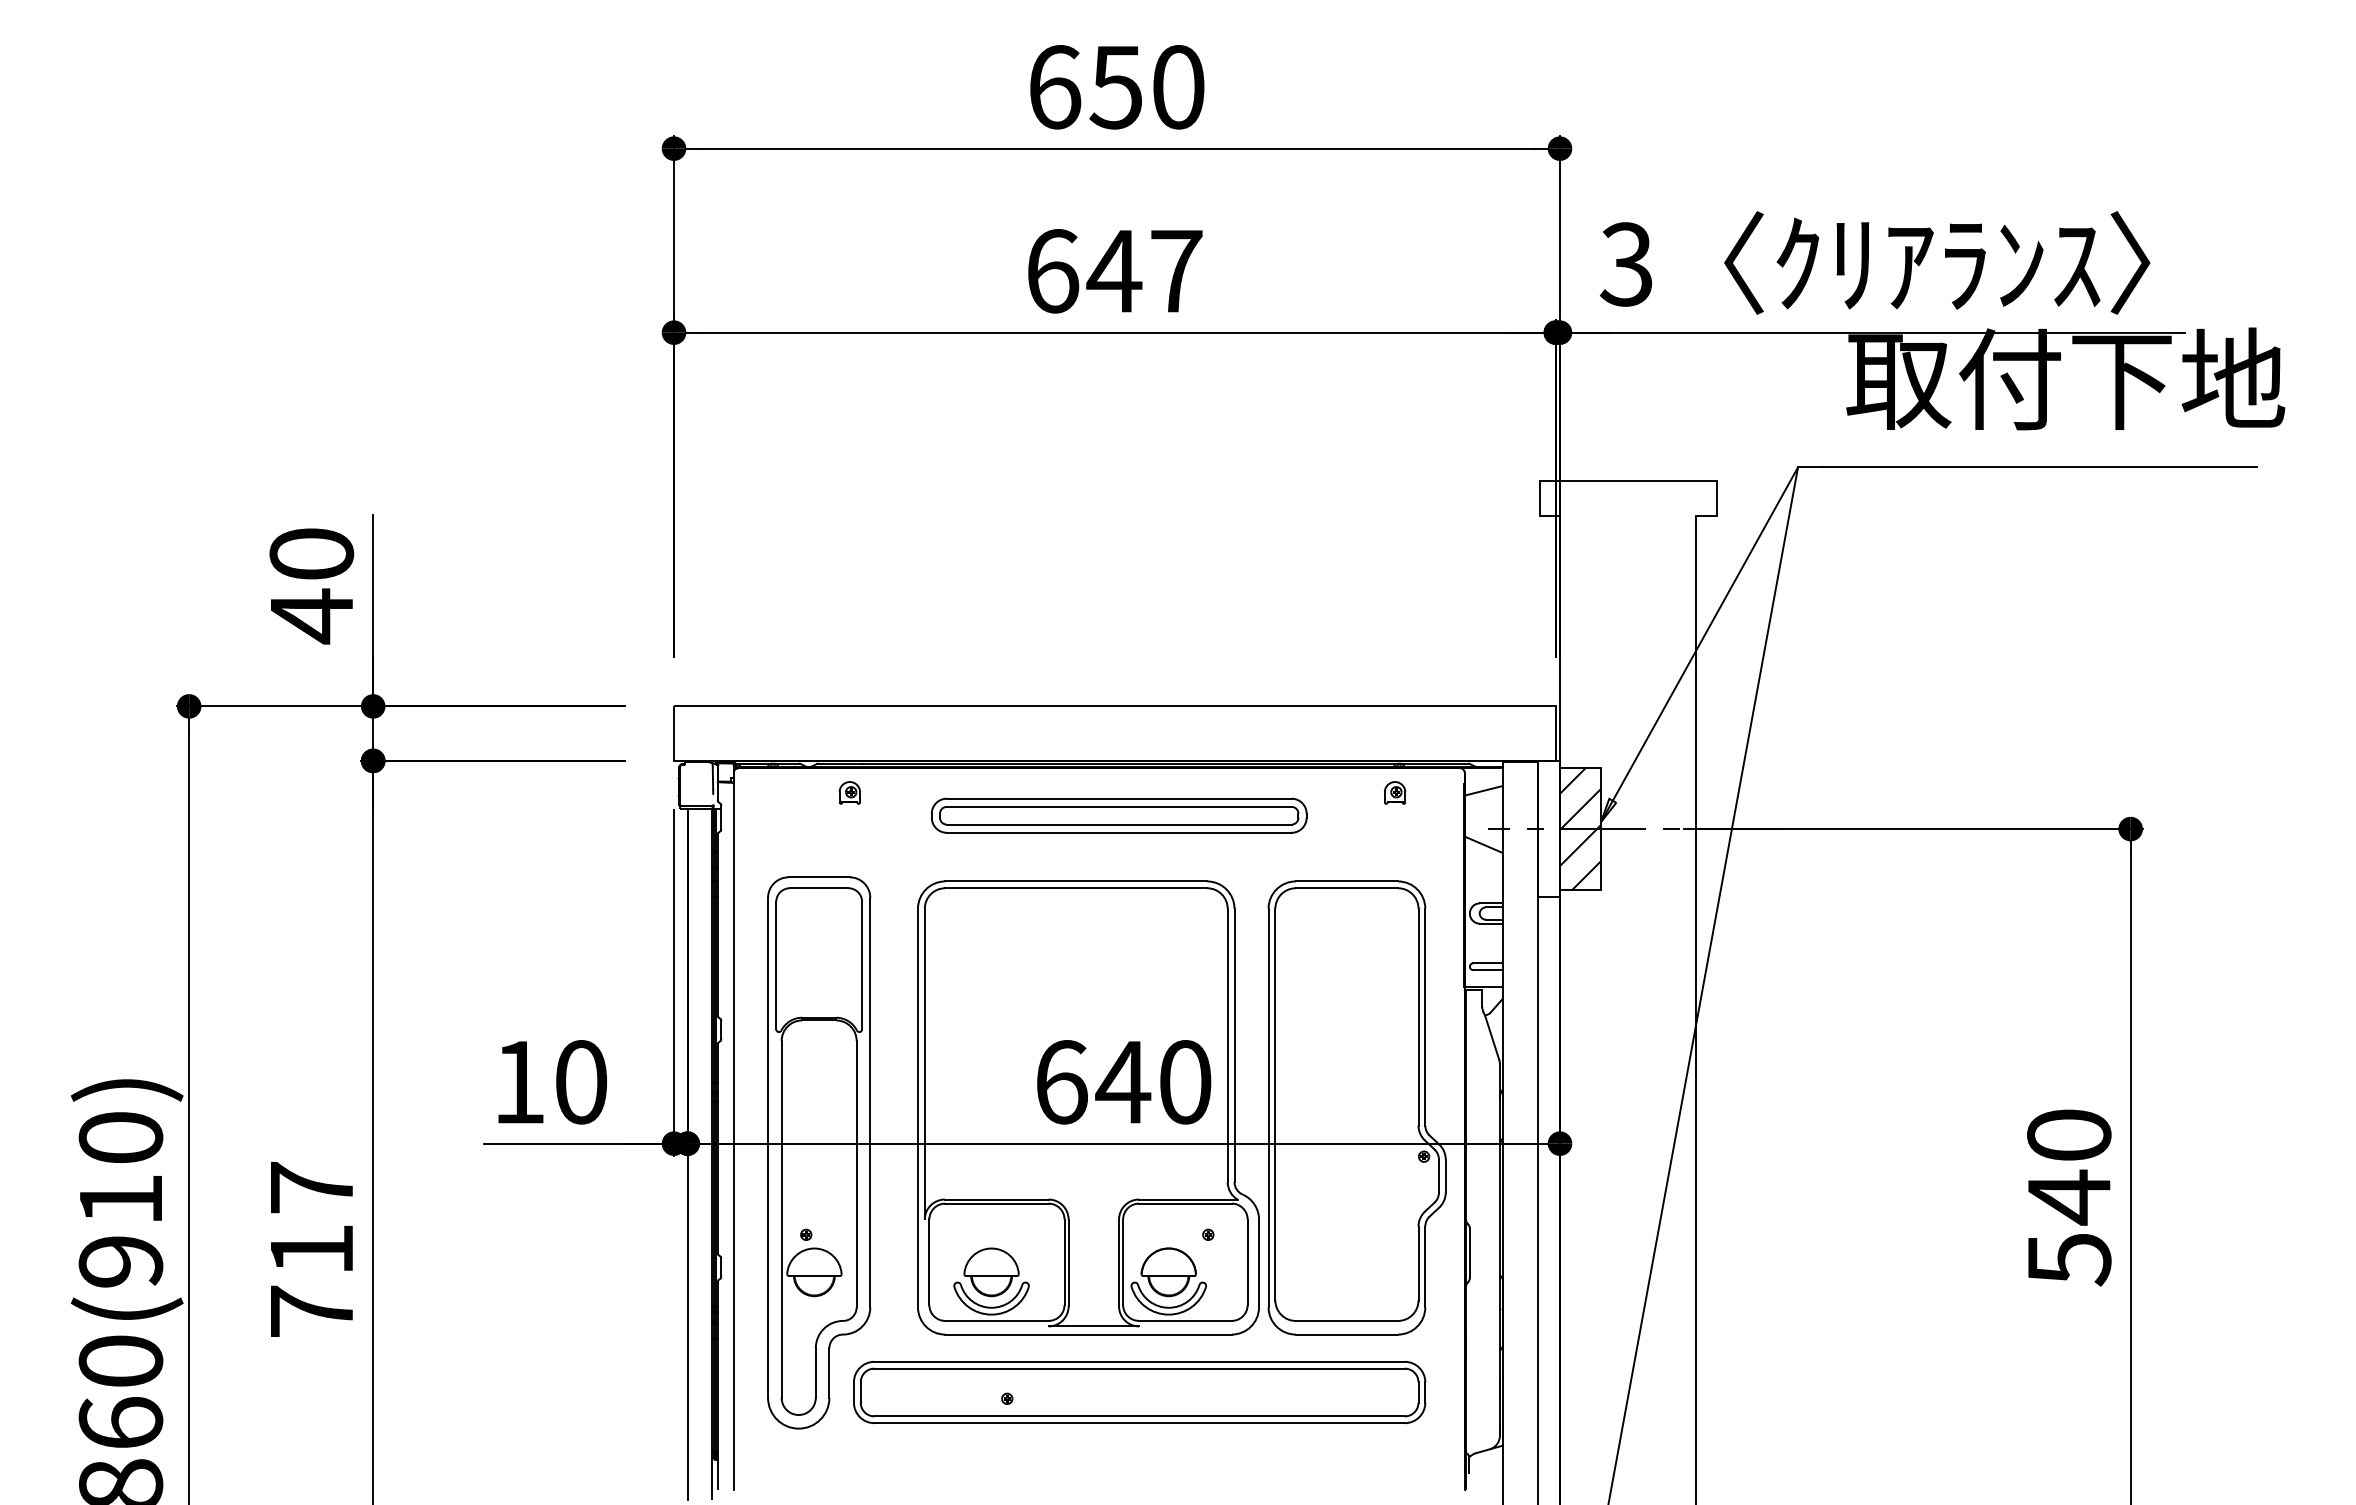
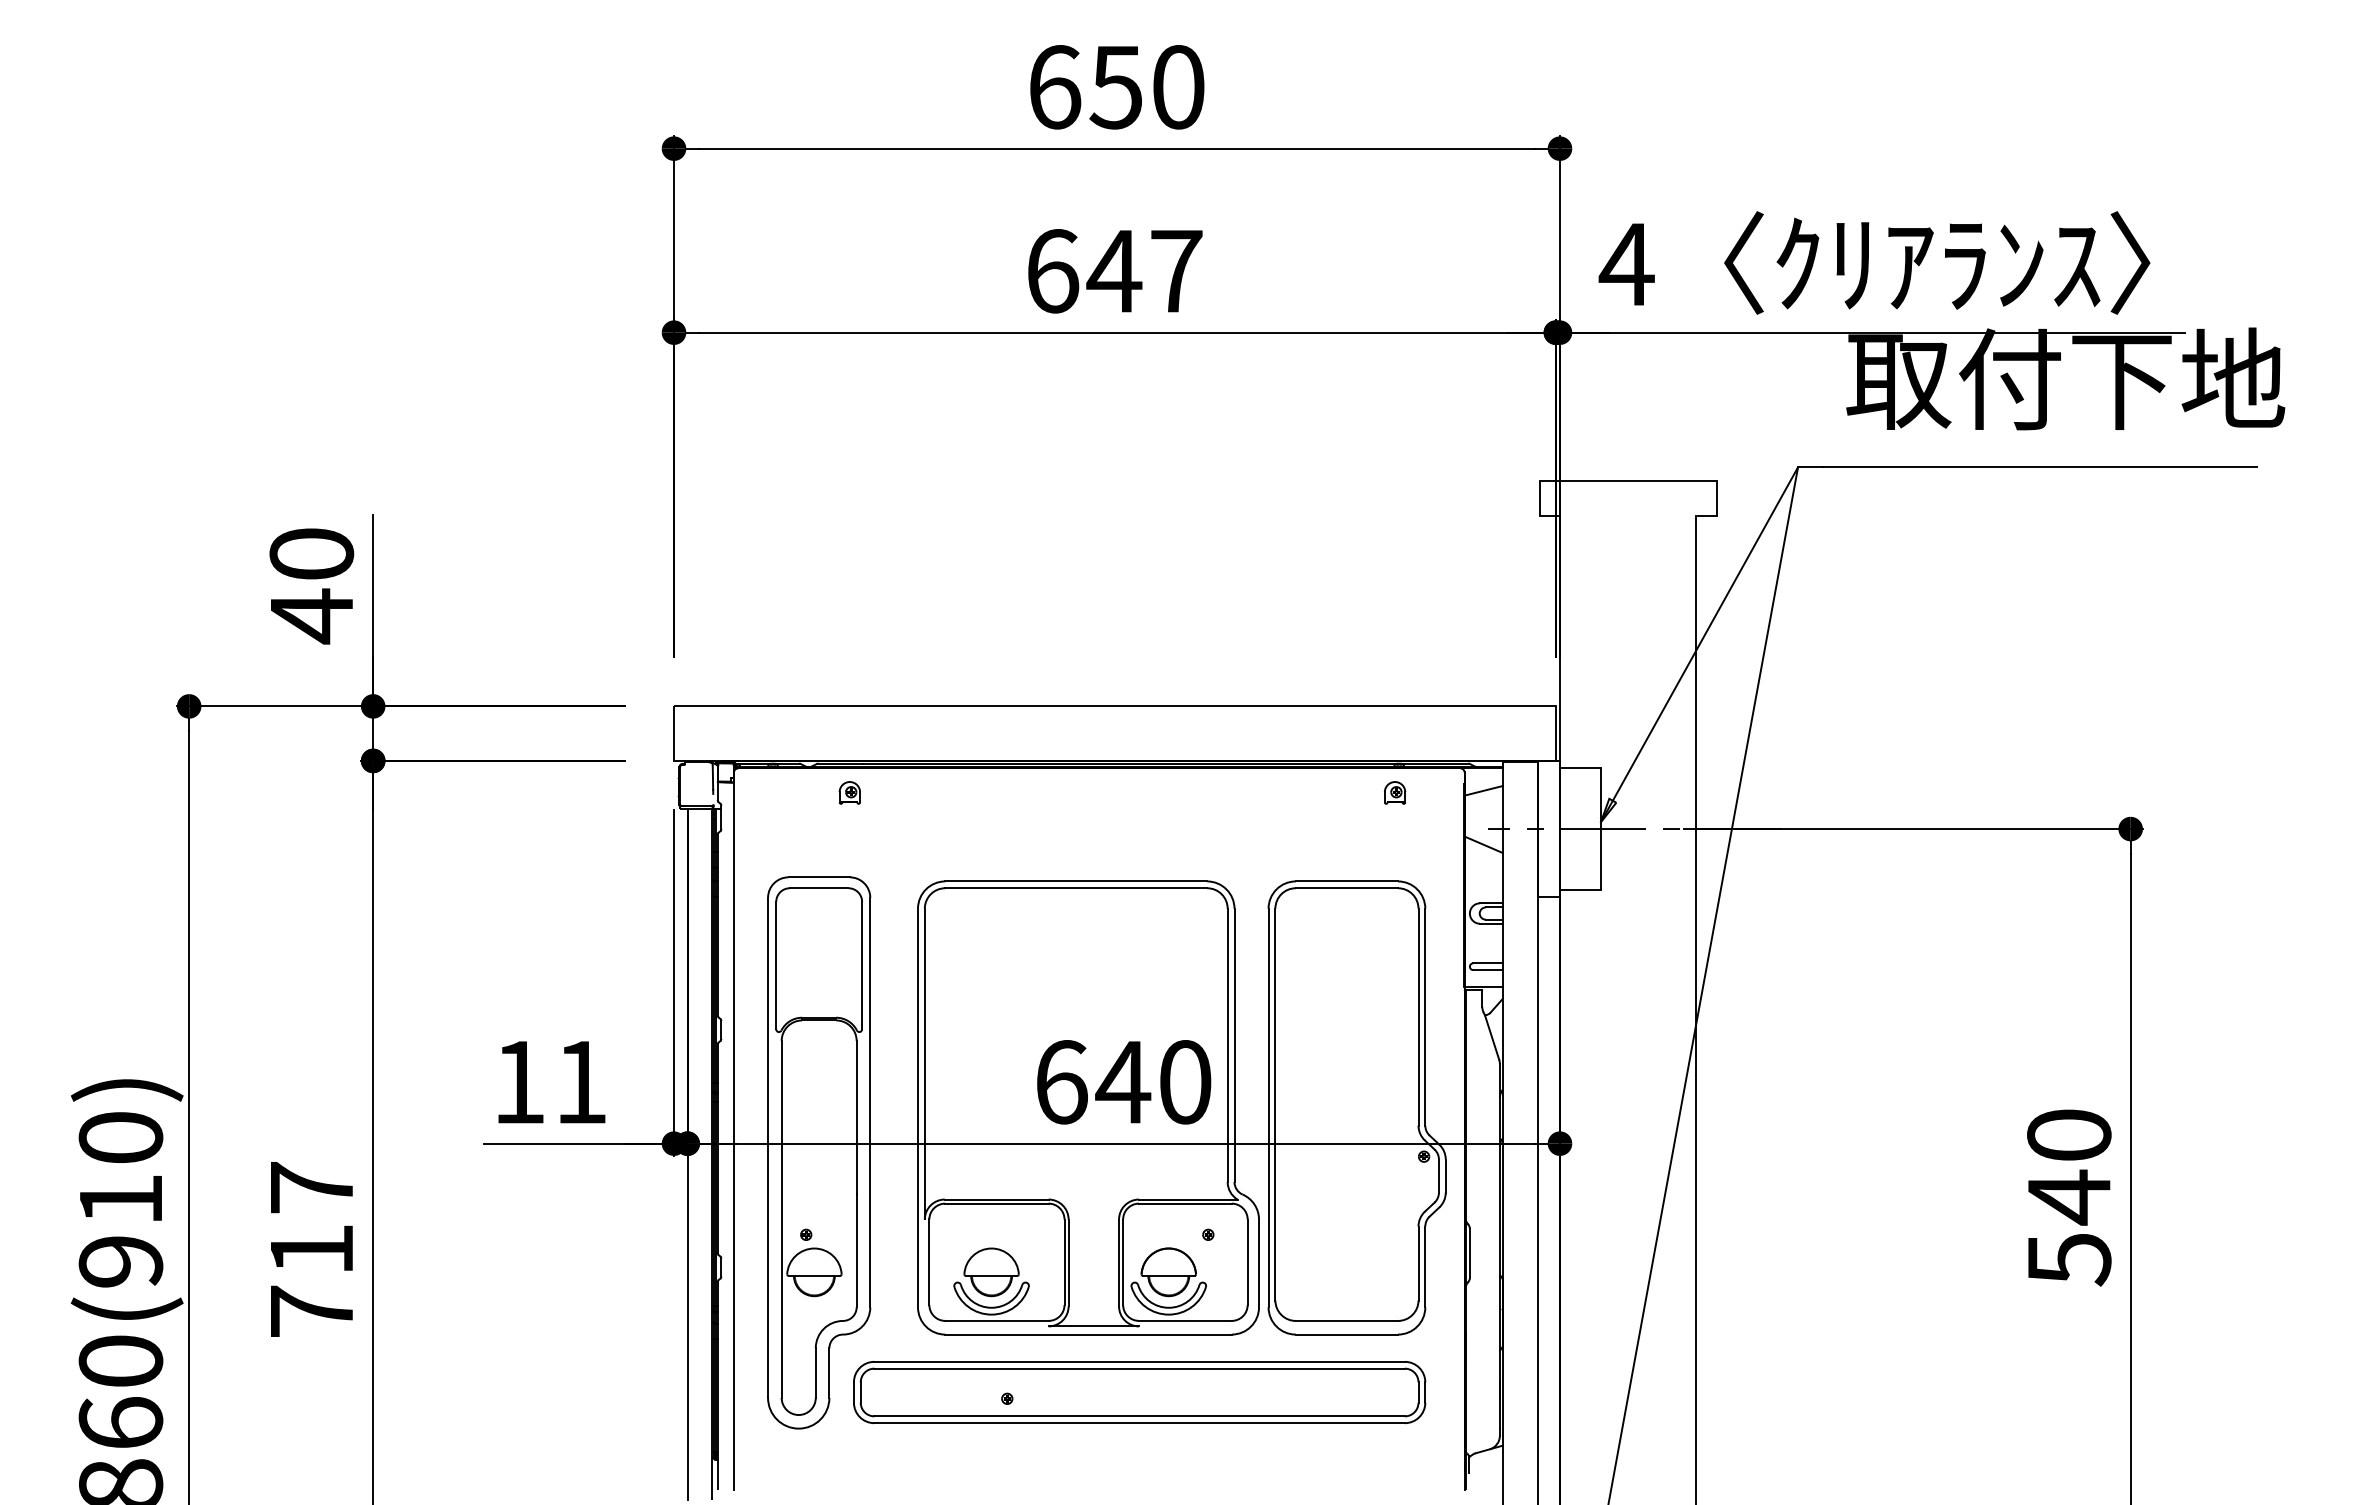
text: 3 -> 4 (1626, 264)
part: present -> none (1118, 815)
hatch: present -> none (1580, 828)
text: 10 -> 11 (581, 1082)
